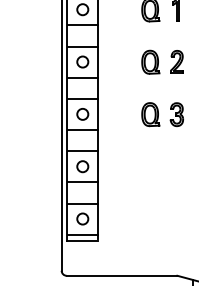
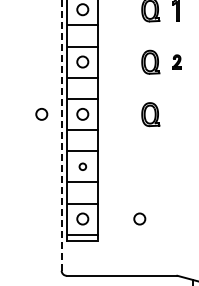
part size: 14x24 px -> 10x16 px (176, 61)
circle: none -> present (41, 114)
part: present -> none (176, 114)
line: solid -> dashed (61, 135)
circle size: 14x14 px -> 10x9 px (82, 166)
circle: none -> present (139, 218)
